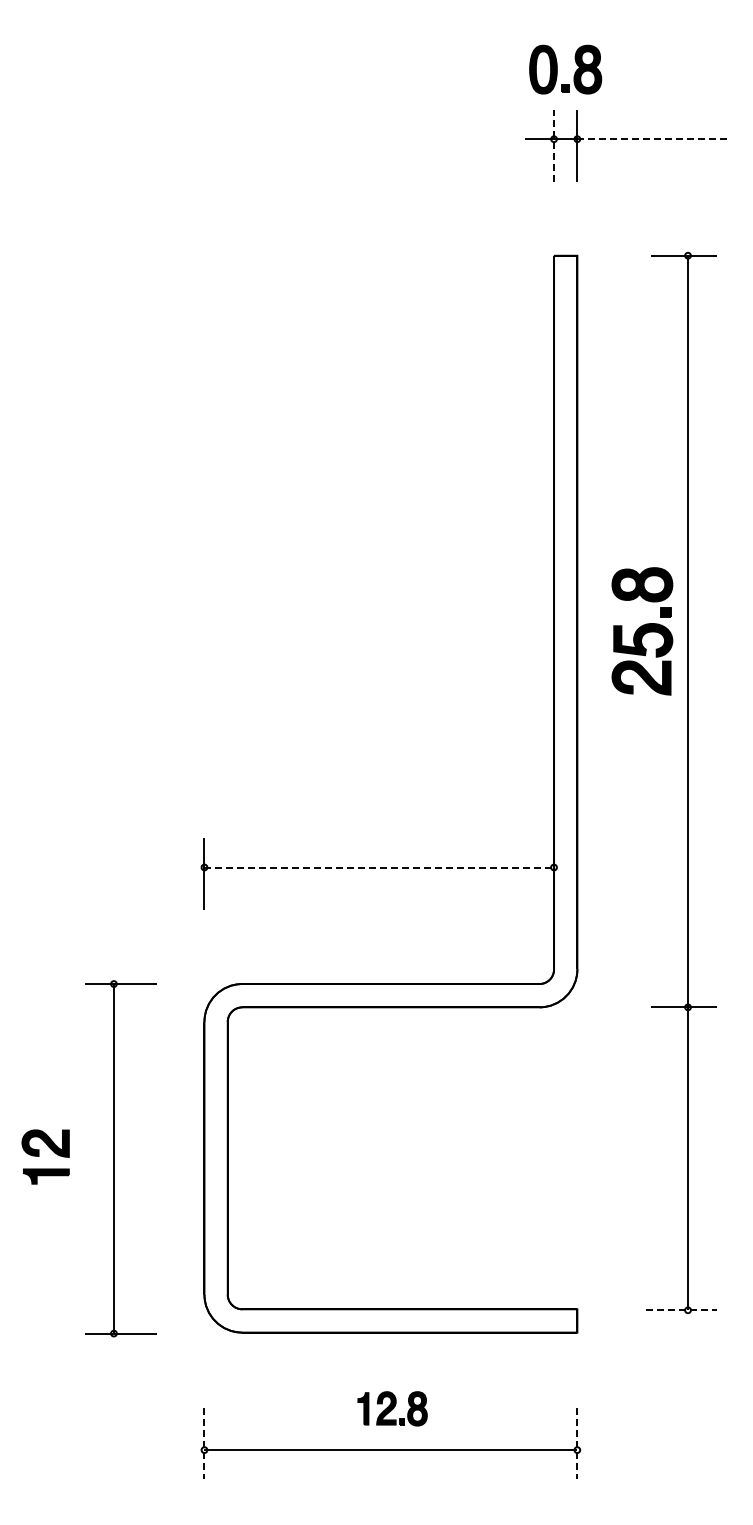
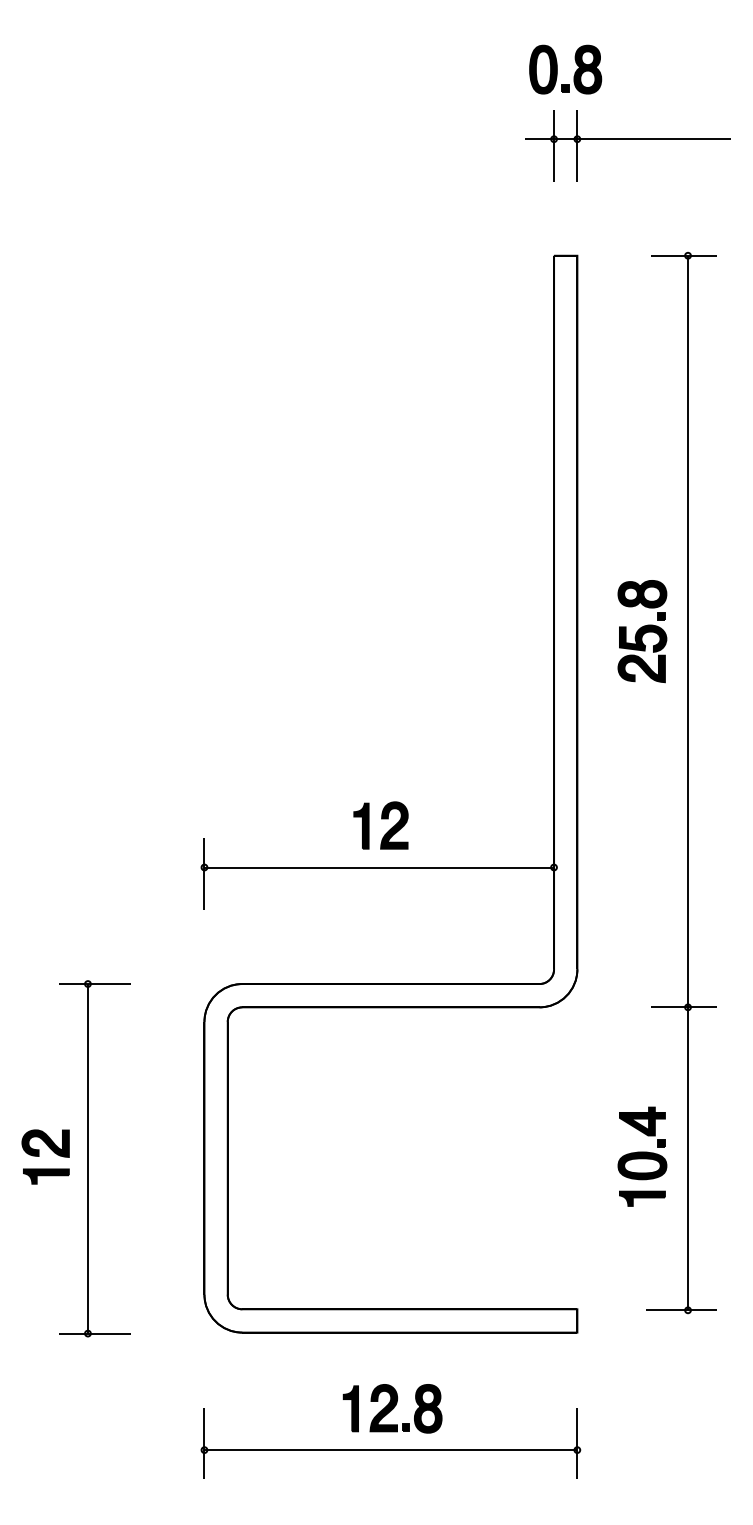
line: dashed -> solid (653, 139)
line: dashed -> solid (554, 145)
part size: 63x129 px -> 51x104 px (642, 631)
part: none -> present (381, 819)
line: dashed -> solid (379, 867)
part: none -> present (642, 1156)
part position: (120, 1158) -> (94, 1158) (94, 1158)
line: dashed -> solid (681, 1310)
part size: 71x36 px -> 101x50 px (392, 1408)
line: dashed -> solid (204, 1443)
line: dashed -> solid (577, 1443)
